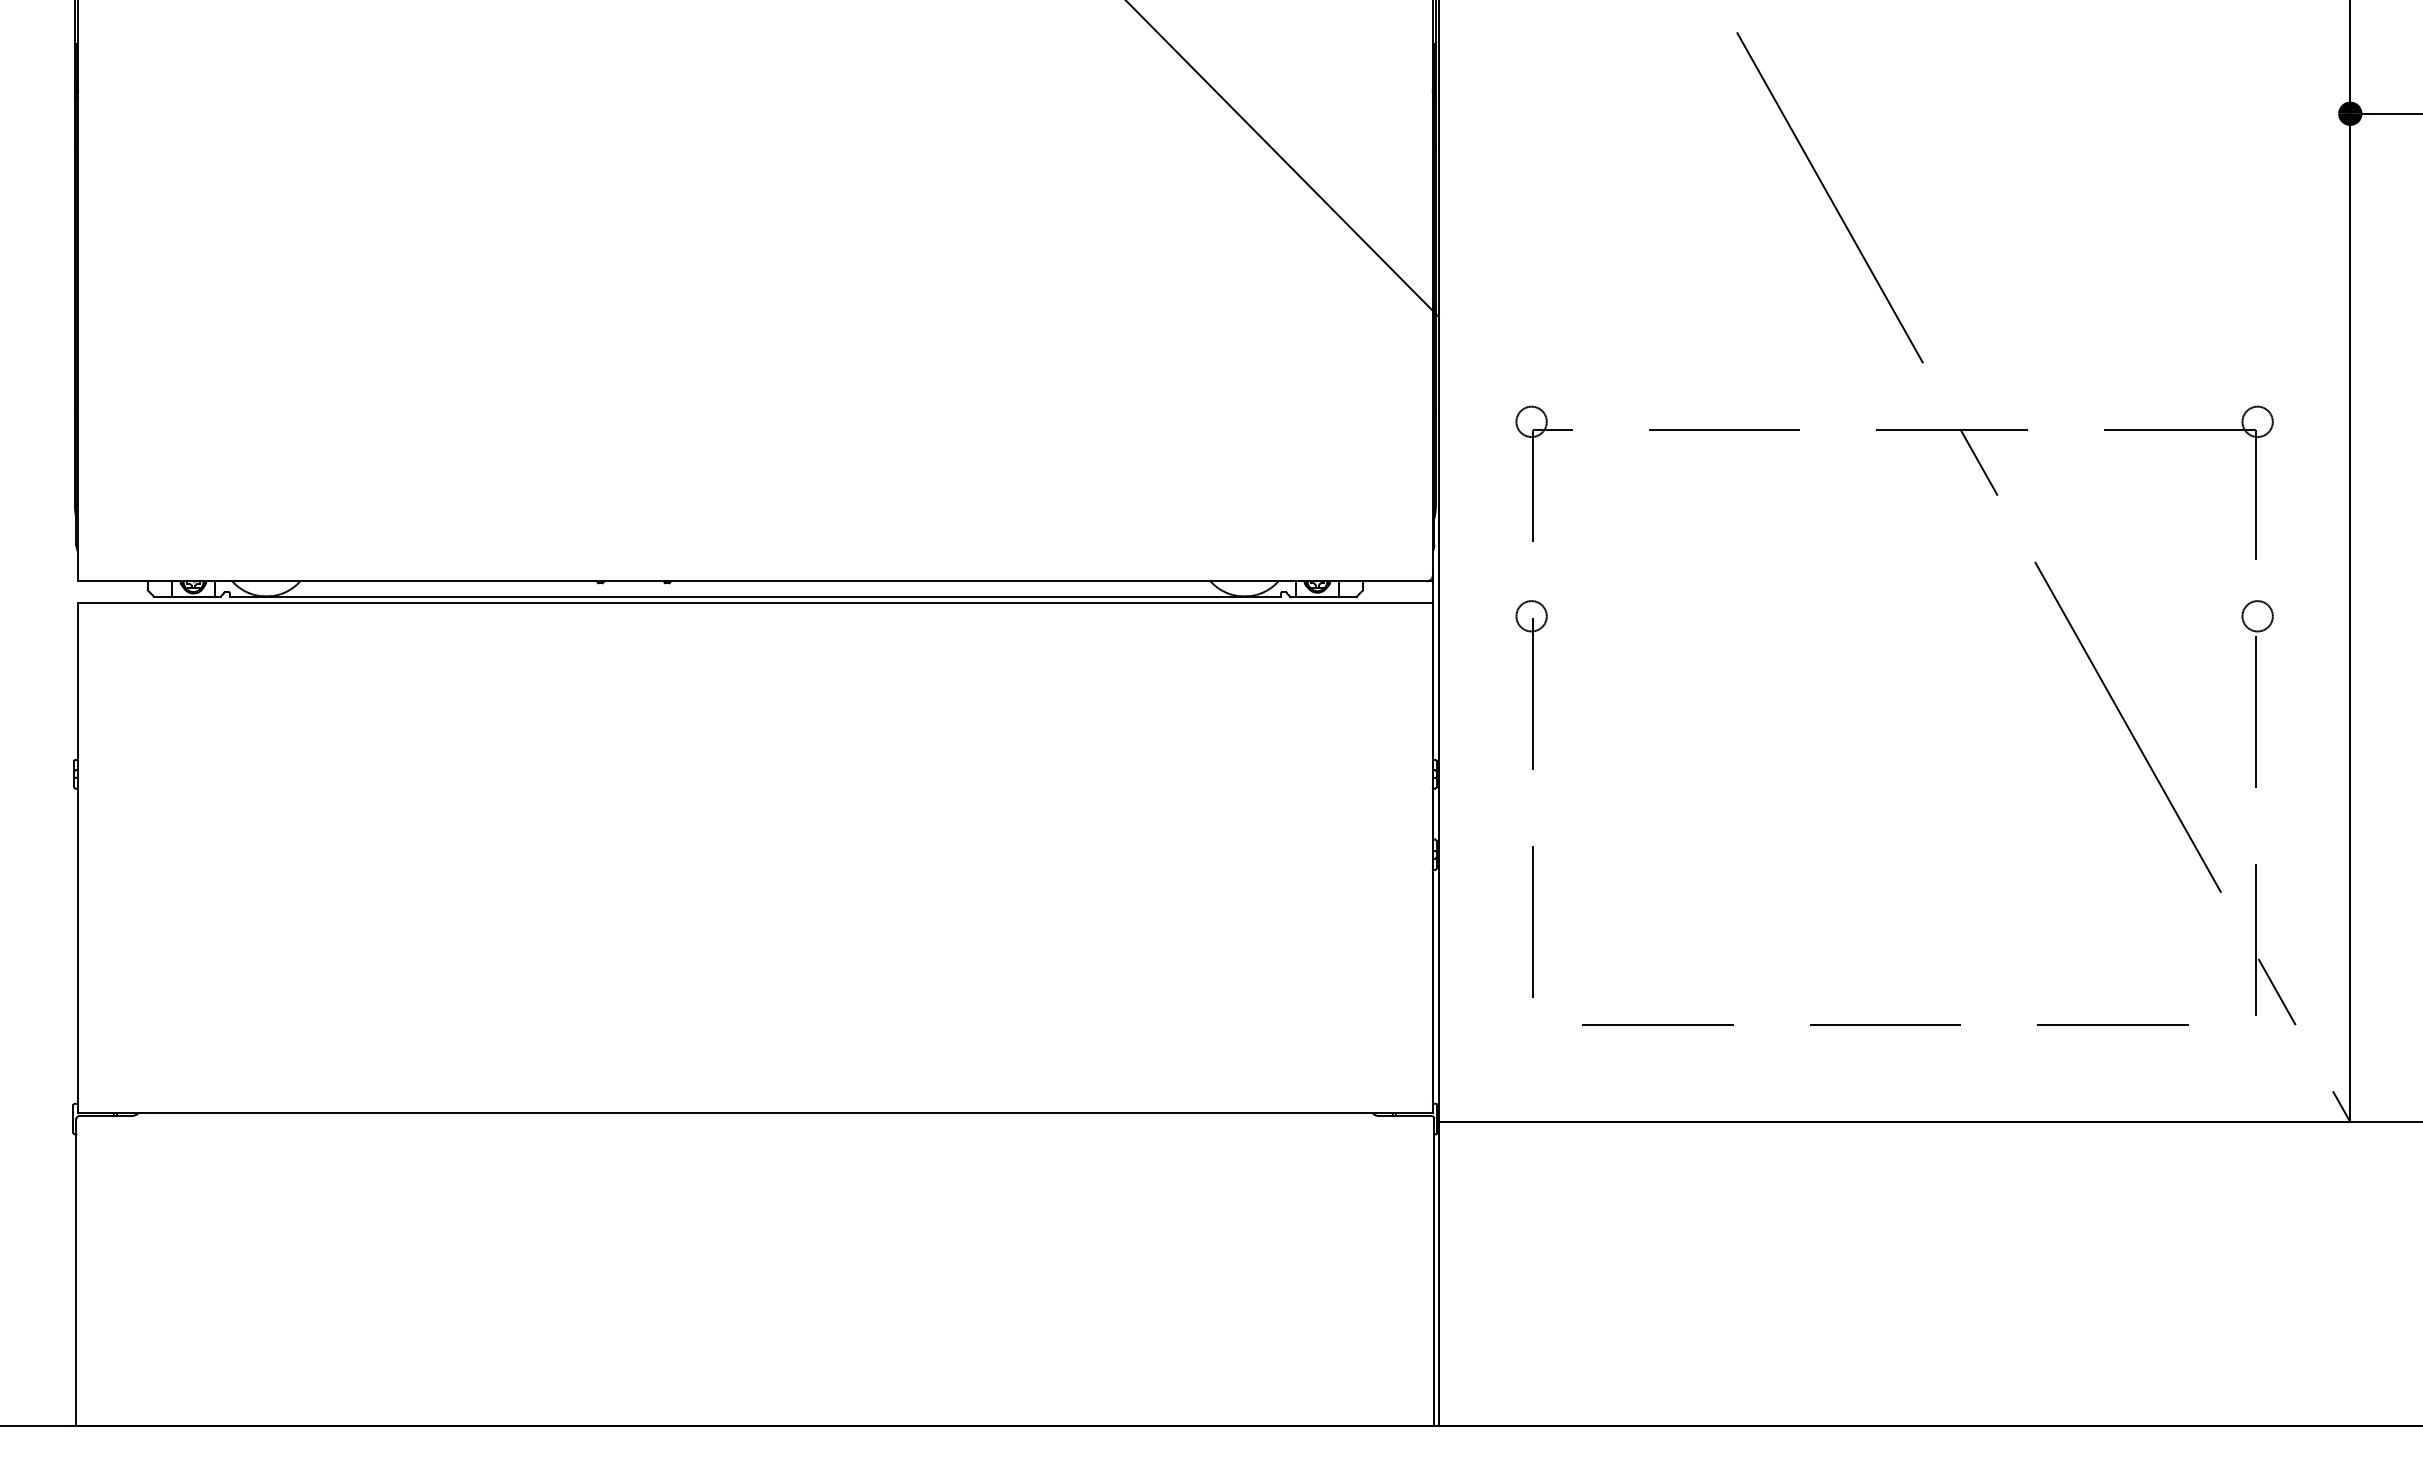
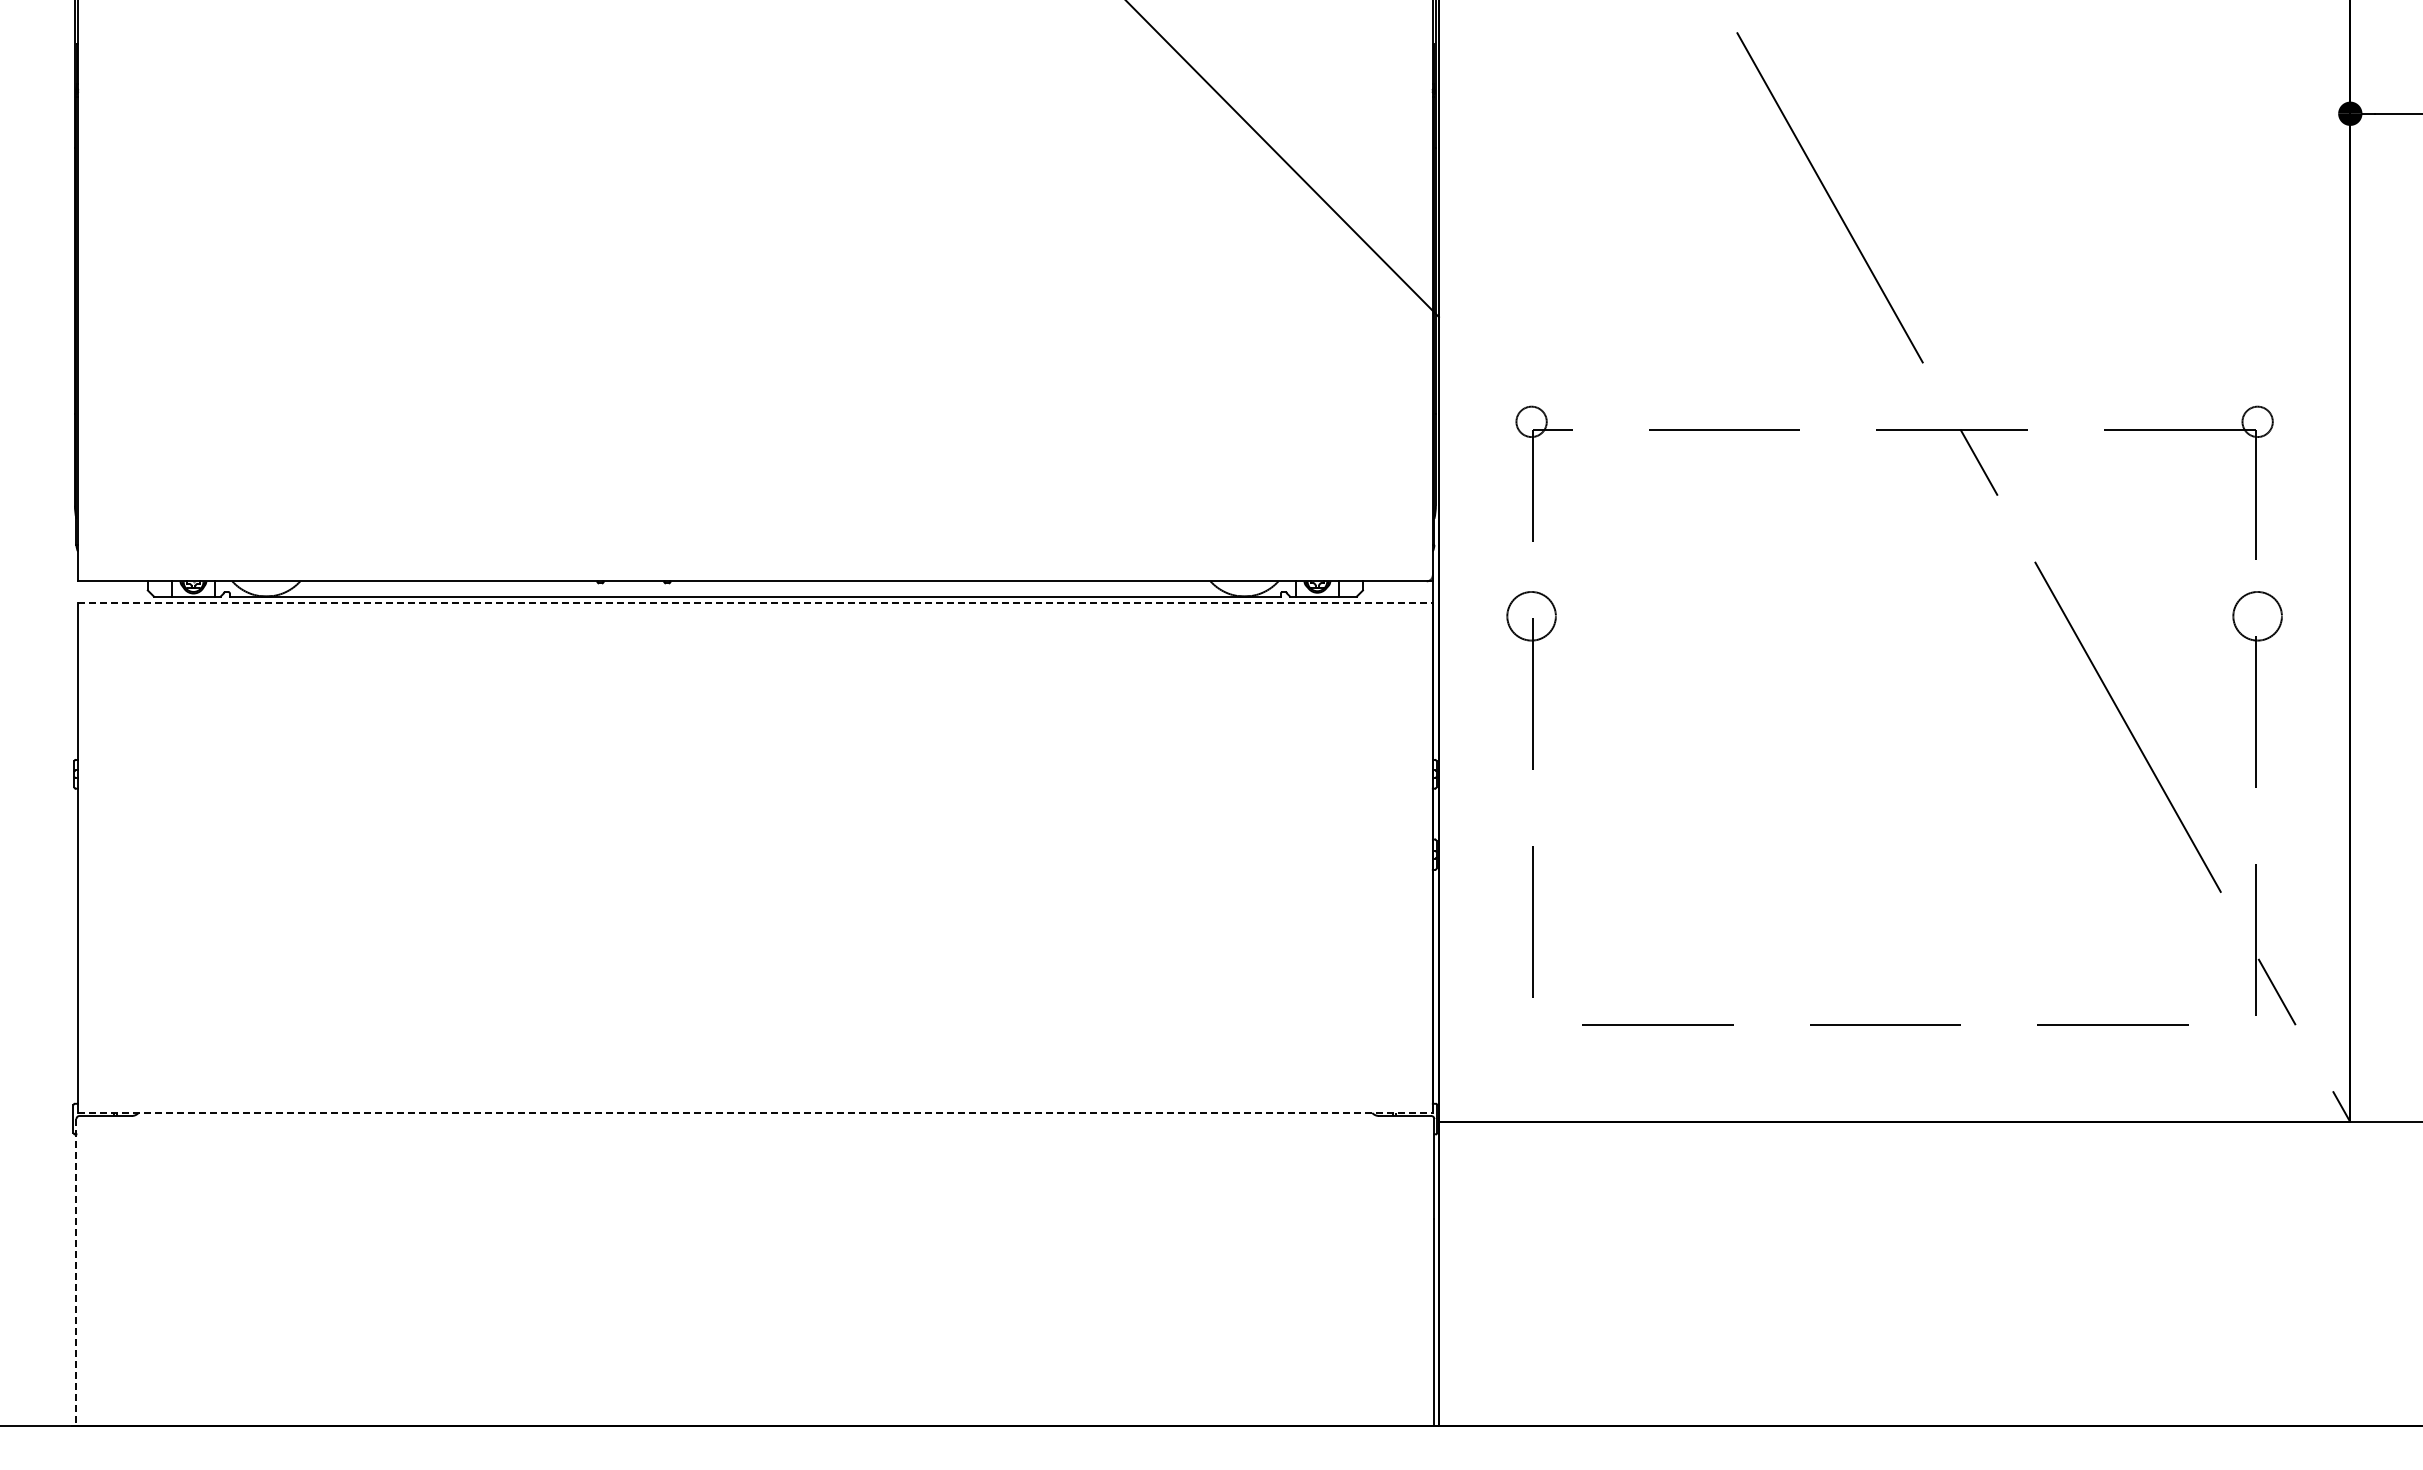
line: solid -> dashed (755, 602)
circle diameter: 30 px -> 49 px (1531, 615)
circle diameter: 30 px -> 49 px (2257, 615)
line: solid -> dashed (755, 1112)
line: solid -> dashed (76, 1272)
